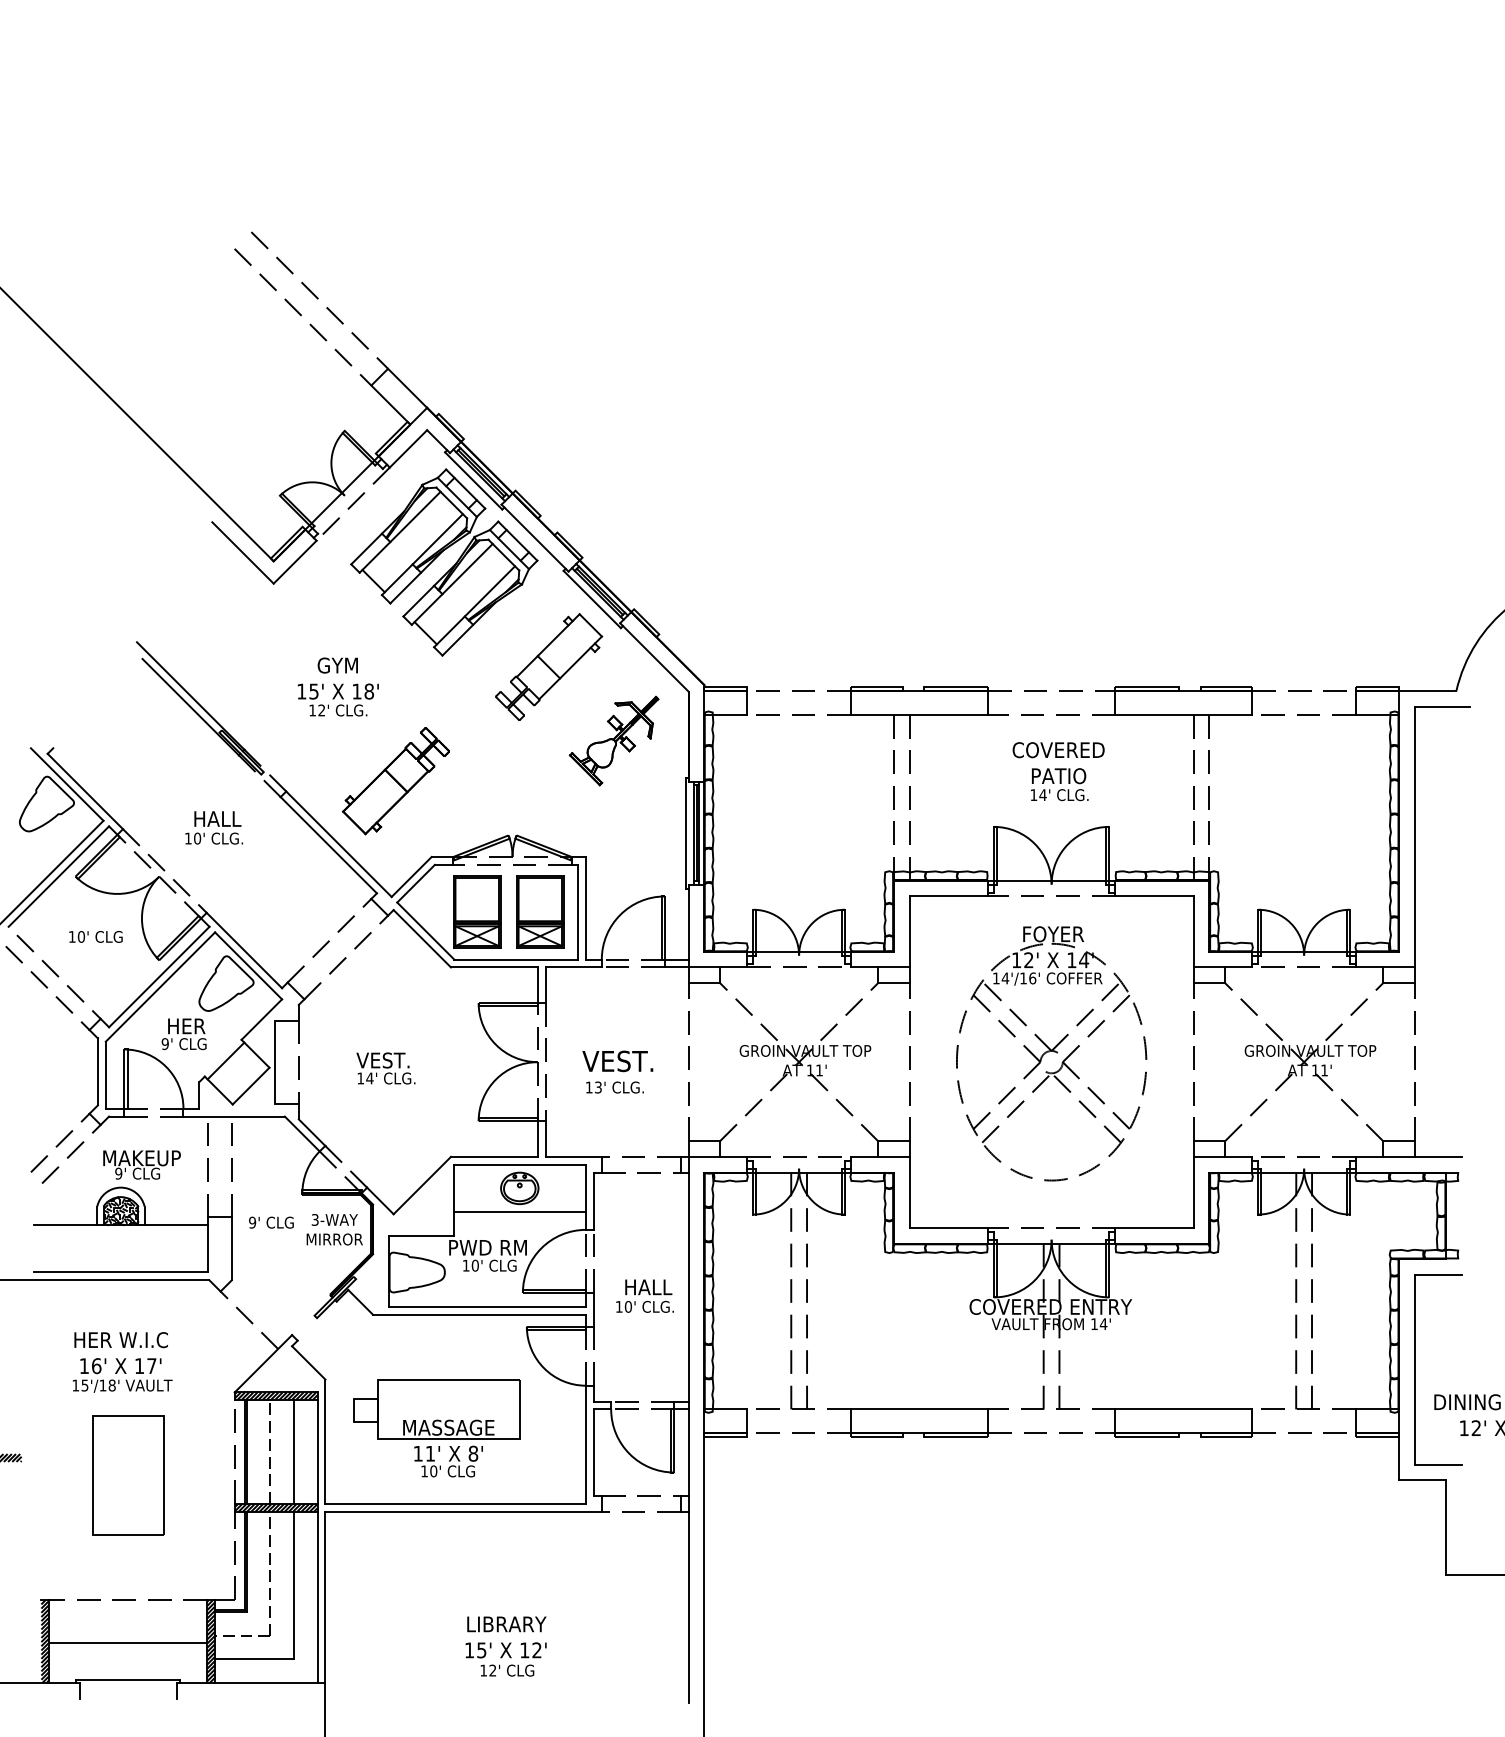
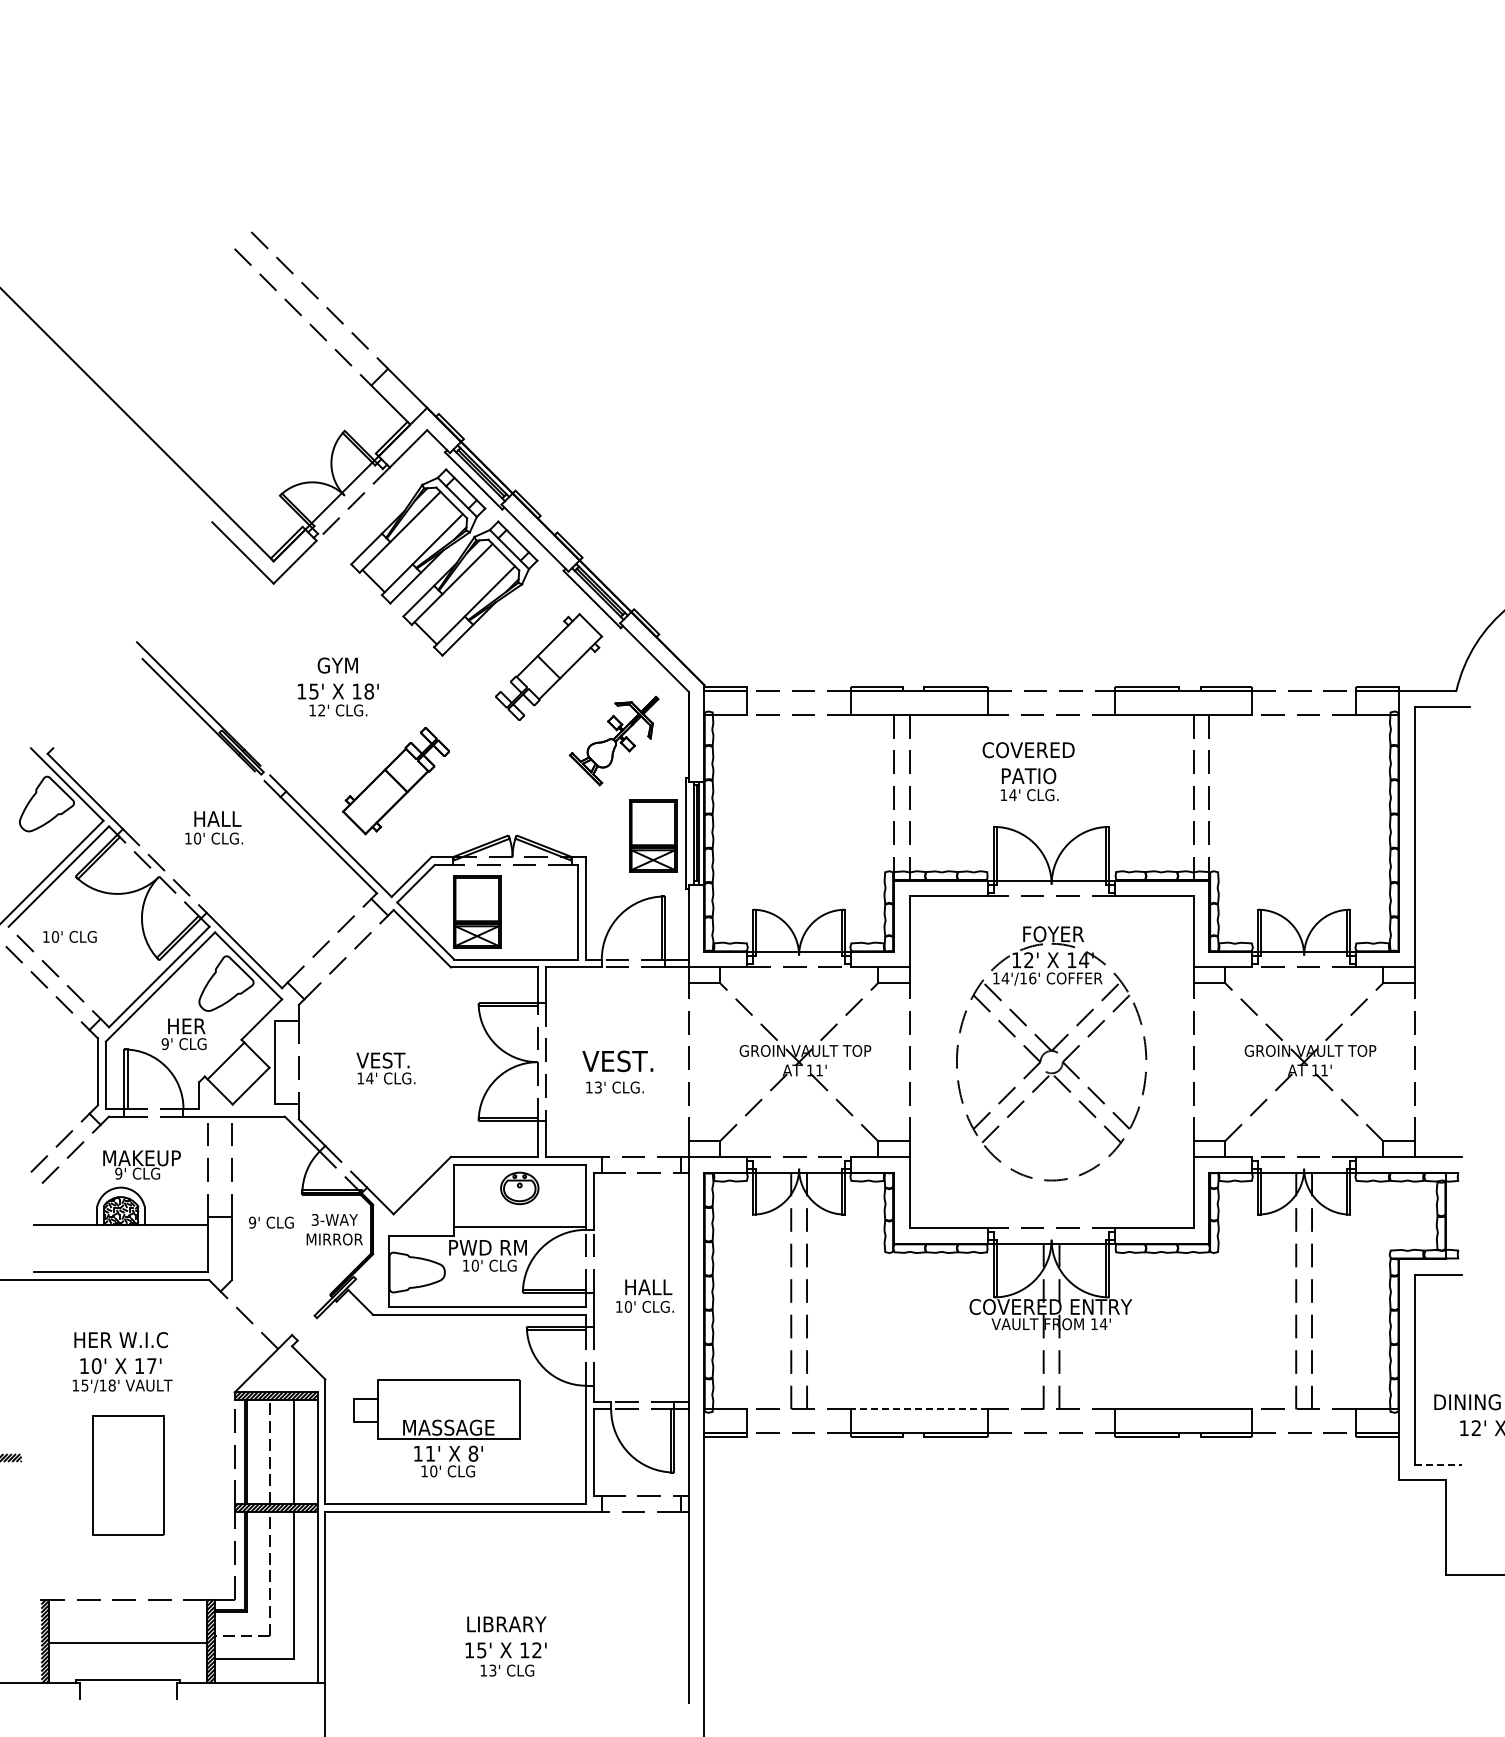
text position: (1058, 771) -> (1028, 771) (1028, 771)
part position: (540, 911) -> (653, 835) (653, 835)
text position: (95, 936) -> (69, 936) (69, 936)
line position: (519, 1212) -> (519, 1227) (519, 1227)
text: 16' -> 10' (96, 1365)
line: solid -> dashed (919, 1409)
line: solid -> dashed (1438, 1464)
text: 12' -> 13' (492, 1670)
